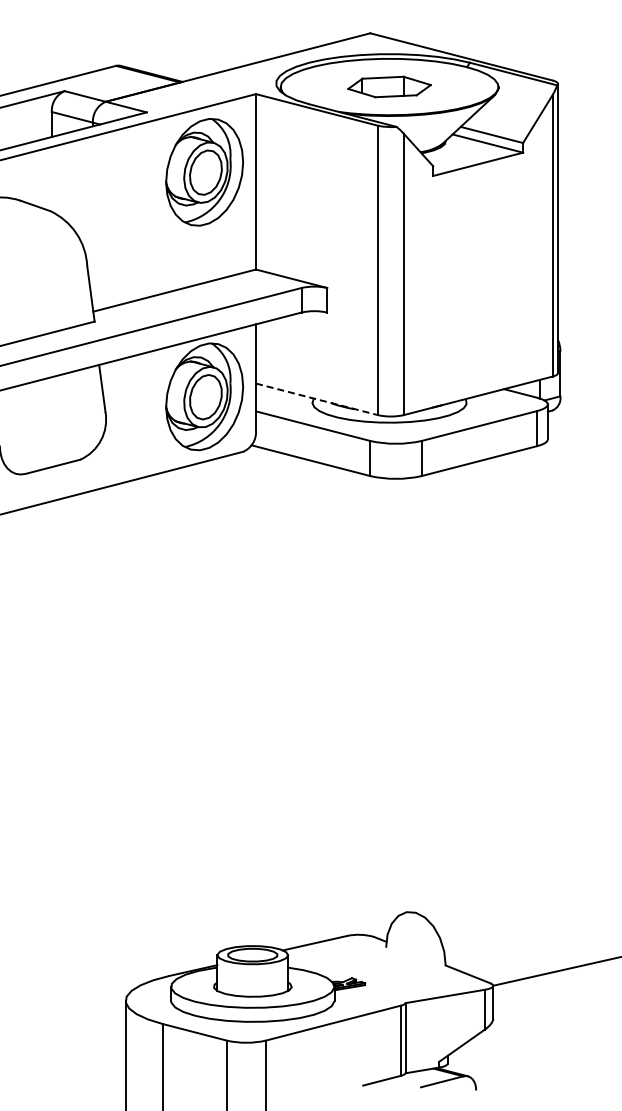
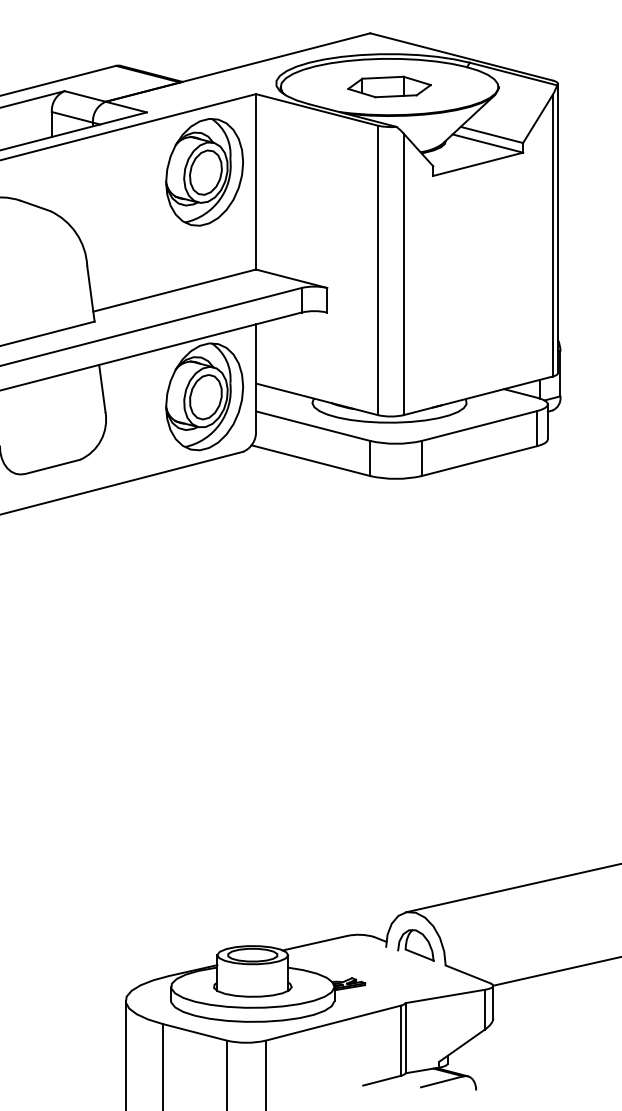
line: dashed -> solid (317, 399)
line: none -> present (511, 888)
part: none -> present (415, 945)
